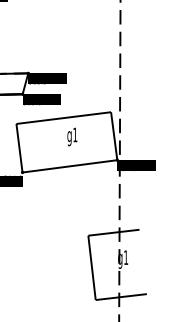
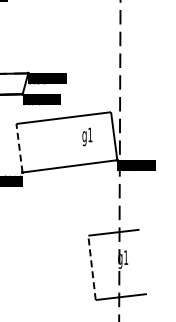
text position: (72, 136) -> (87, 136) (87, 136)
line: solid -> dashed (19, 147)
line: solid -> dashed (91, 267)
